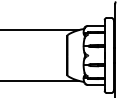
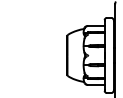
line: present -> none (40, 30)
line: present -> none (40, 80)
